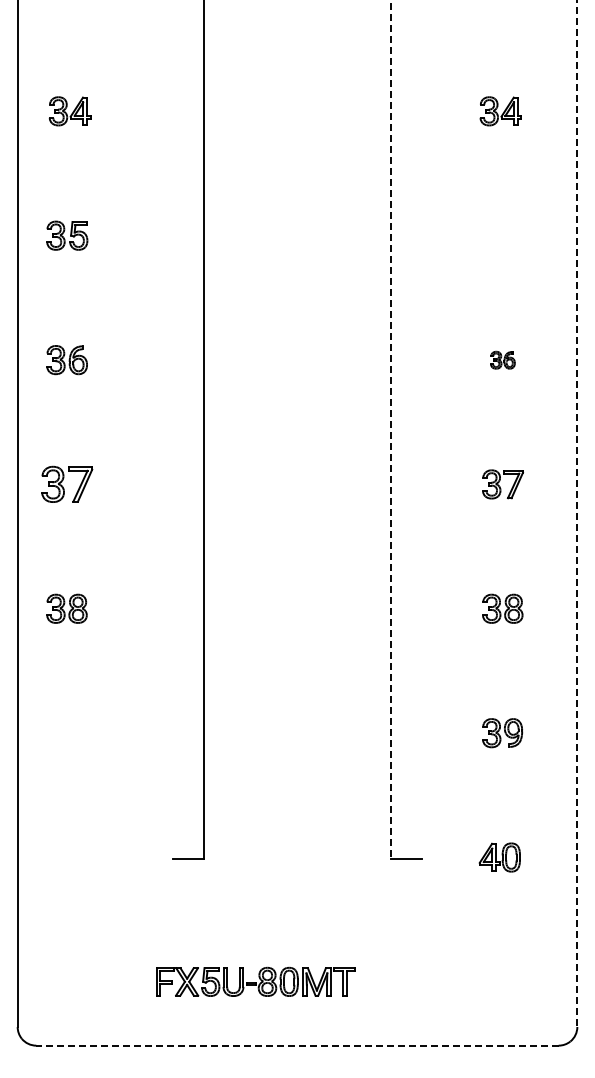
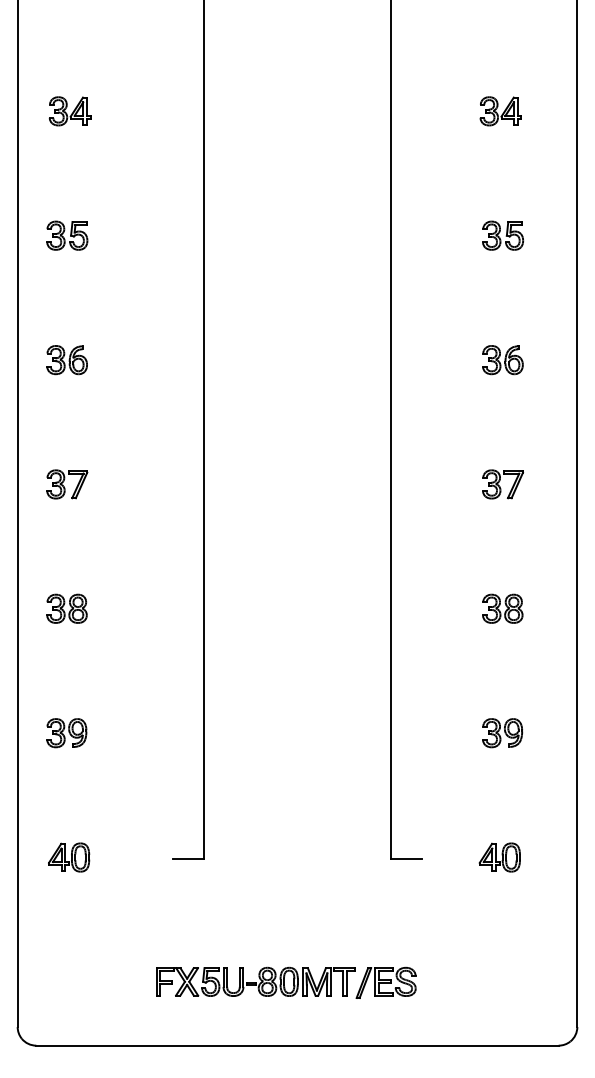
part: none -> present (502, 235)
part size: 26x20 px -> 42x31 px (502, 360)
line: dashed -> solid (390, 430)
part size: 53x38 px -> 43x31 px (67, 484)
line: dashed -> solid (577, 514)
part: none -> present (66, 733)
part: none -> present (69, 857)
part: none -> present (385, 982)
line: dashed -> solid (296, 1045)
